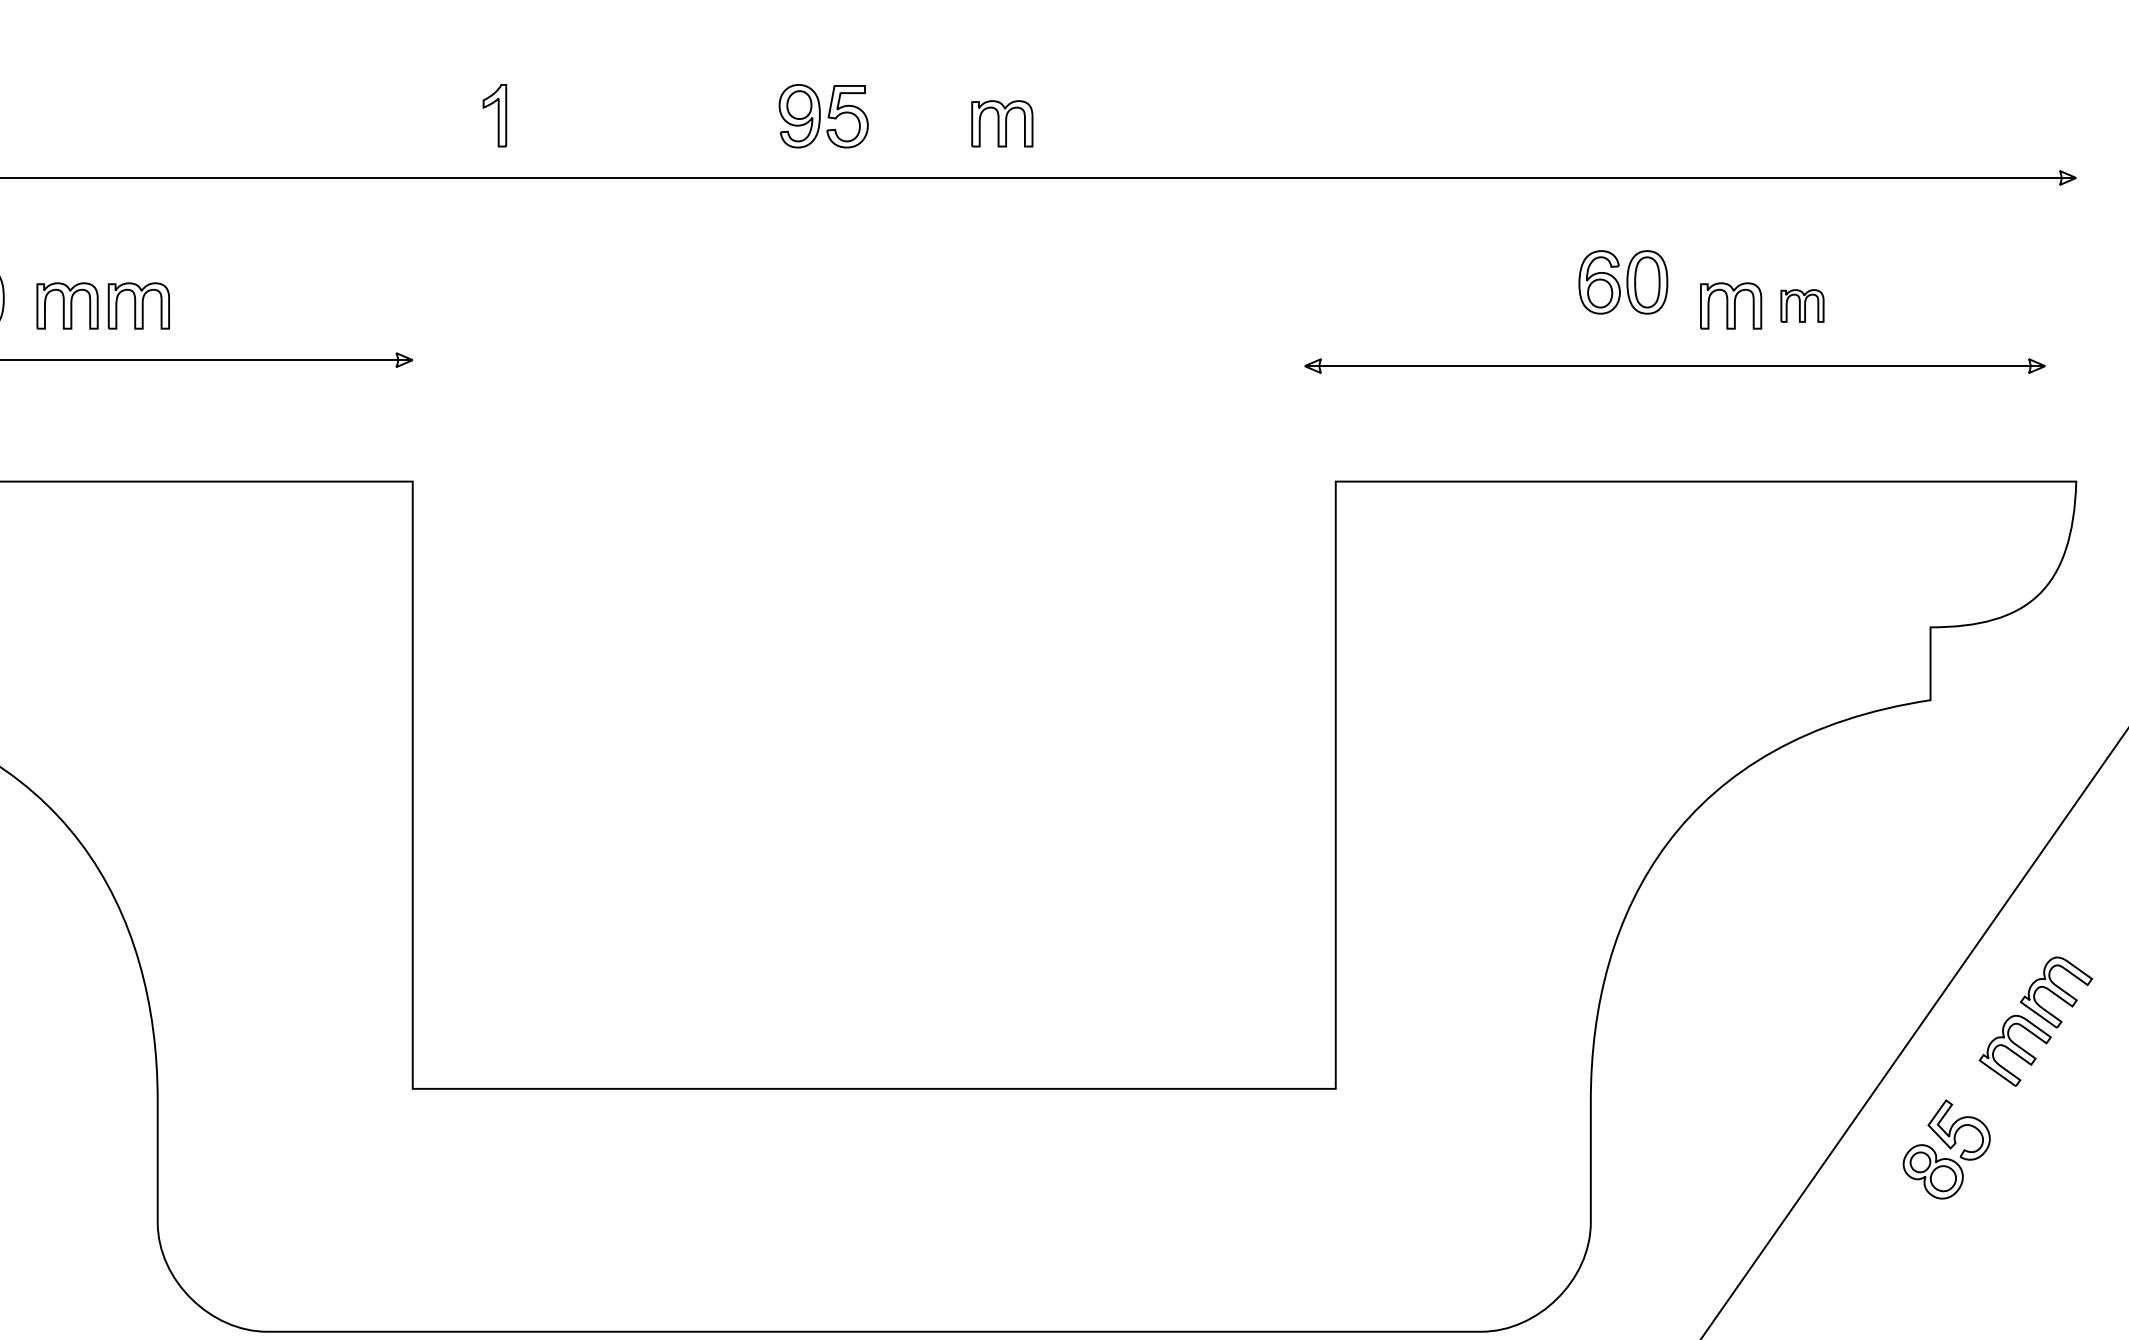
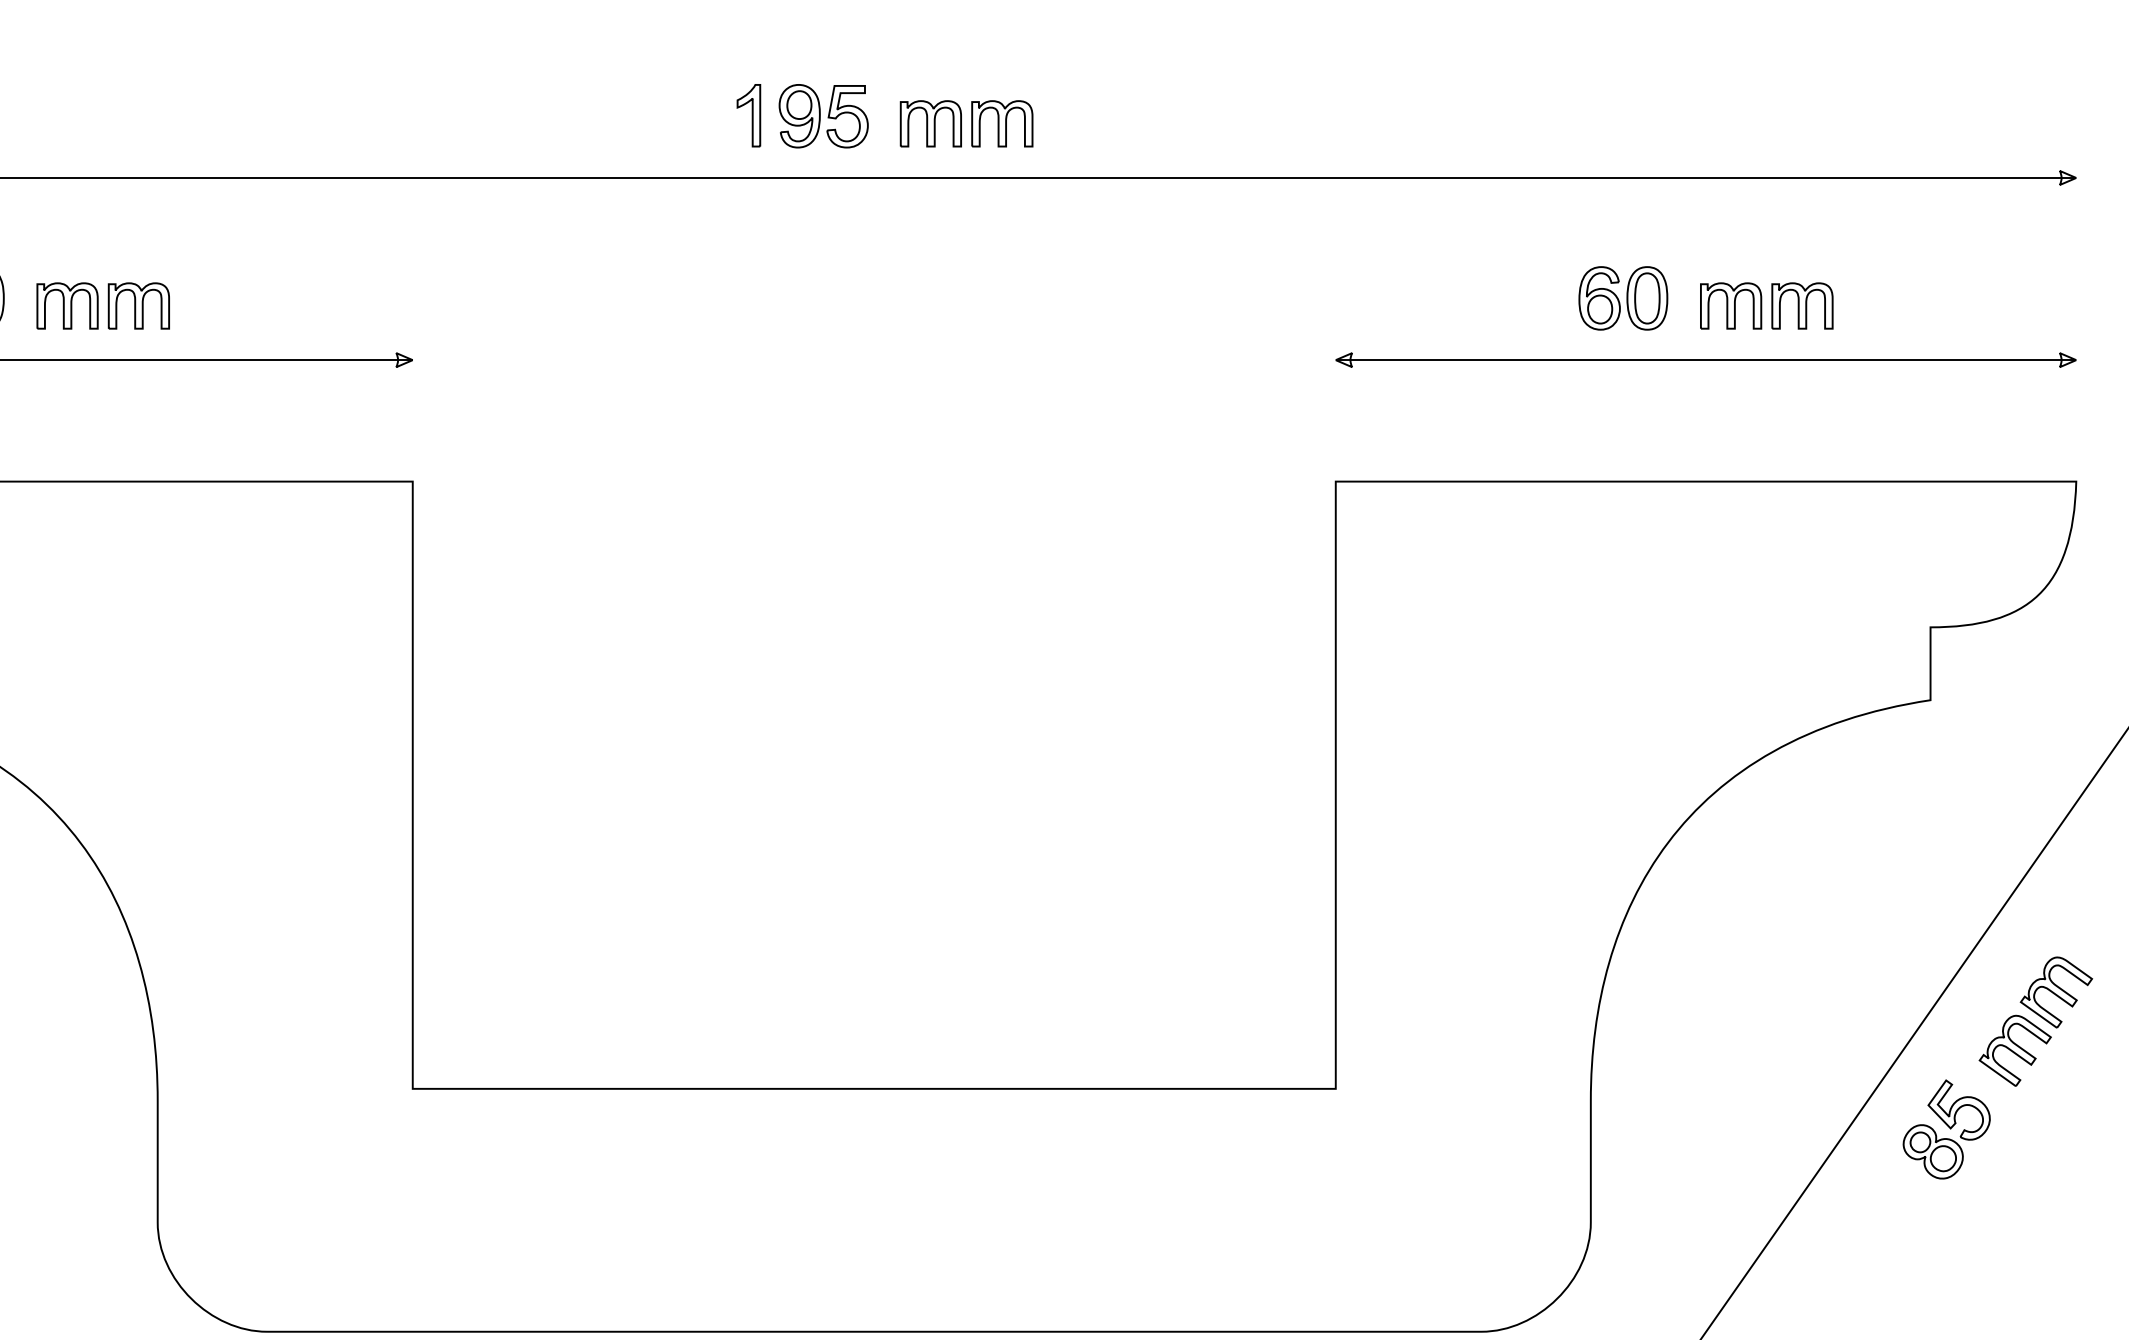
part position: (494, 115) -> (748, 115) (748, 115)
part: none -> present (930, 123)
part position: (1623, 282) -> (1623, 298) (1623, 298)
part size: 45x34 px -> 63x48 px (1802, 305)
part position: (1674, 365) -> (1705, 359) (1705, 359)
part position: (1946, 1149) -> (1946, 1129) (1946, 1129)
